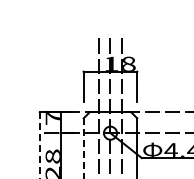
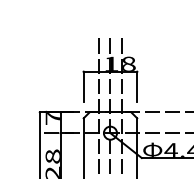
line: dashed -> solid (39, 145)
line: dashed -> solid (83, 148)
